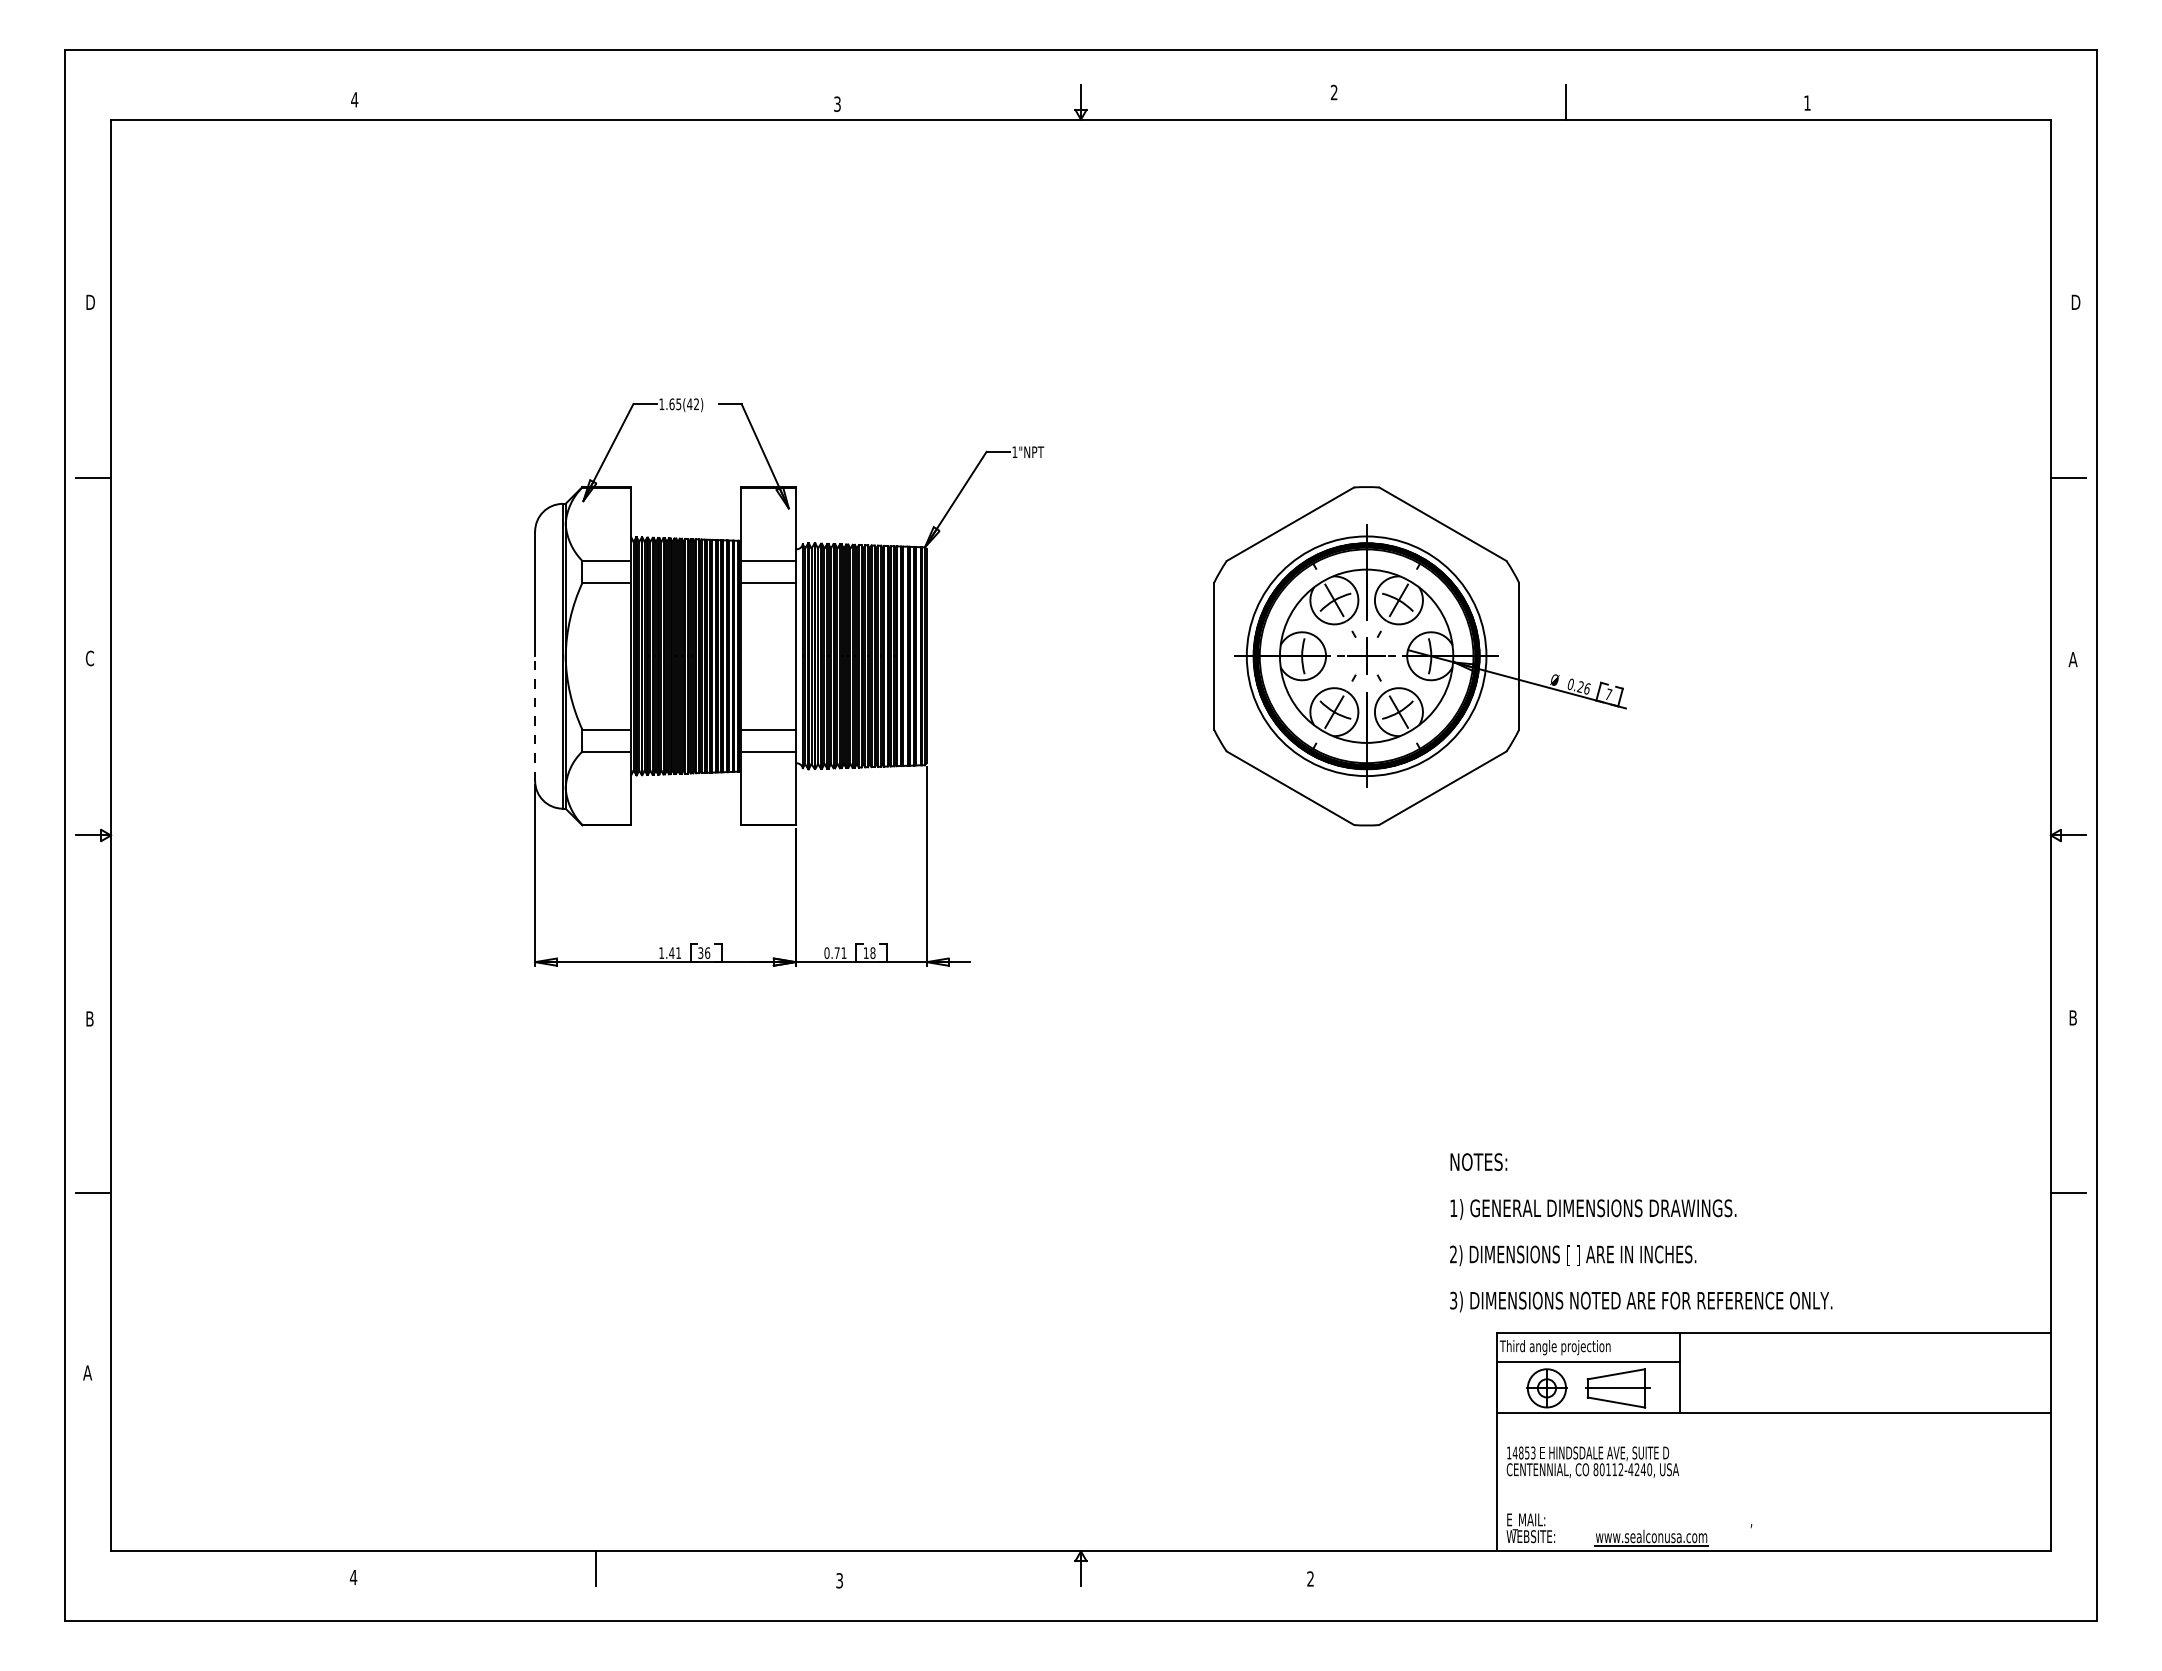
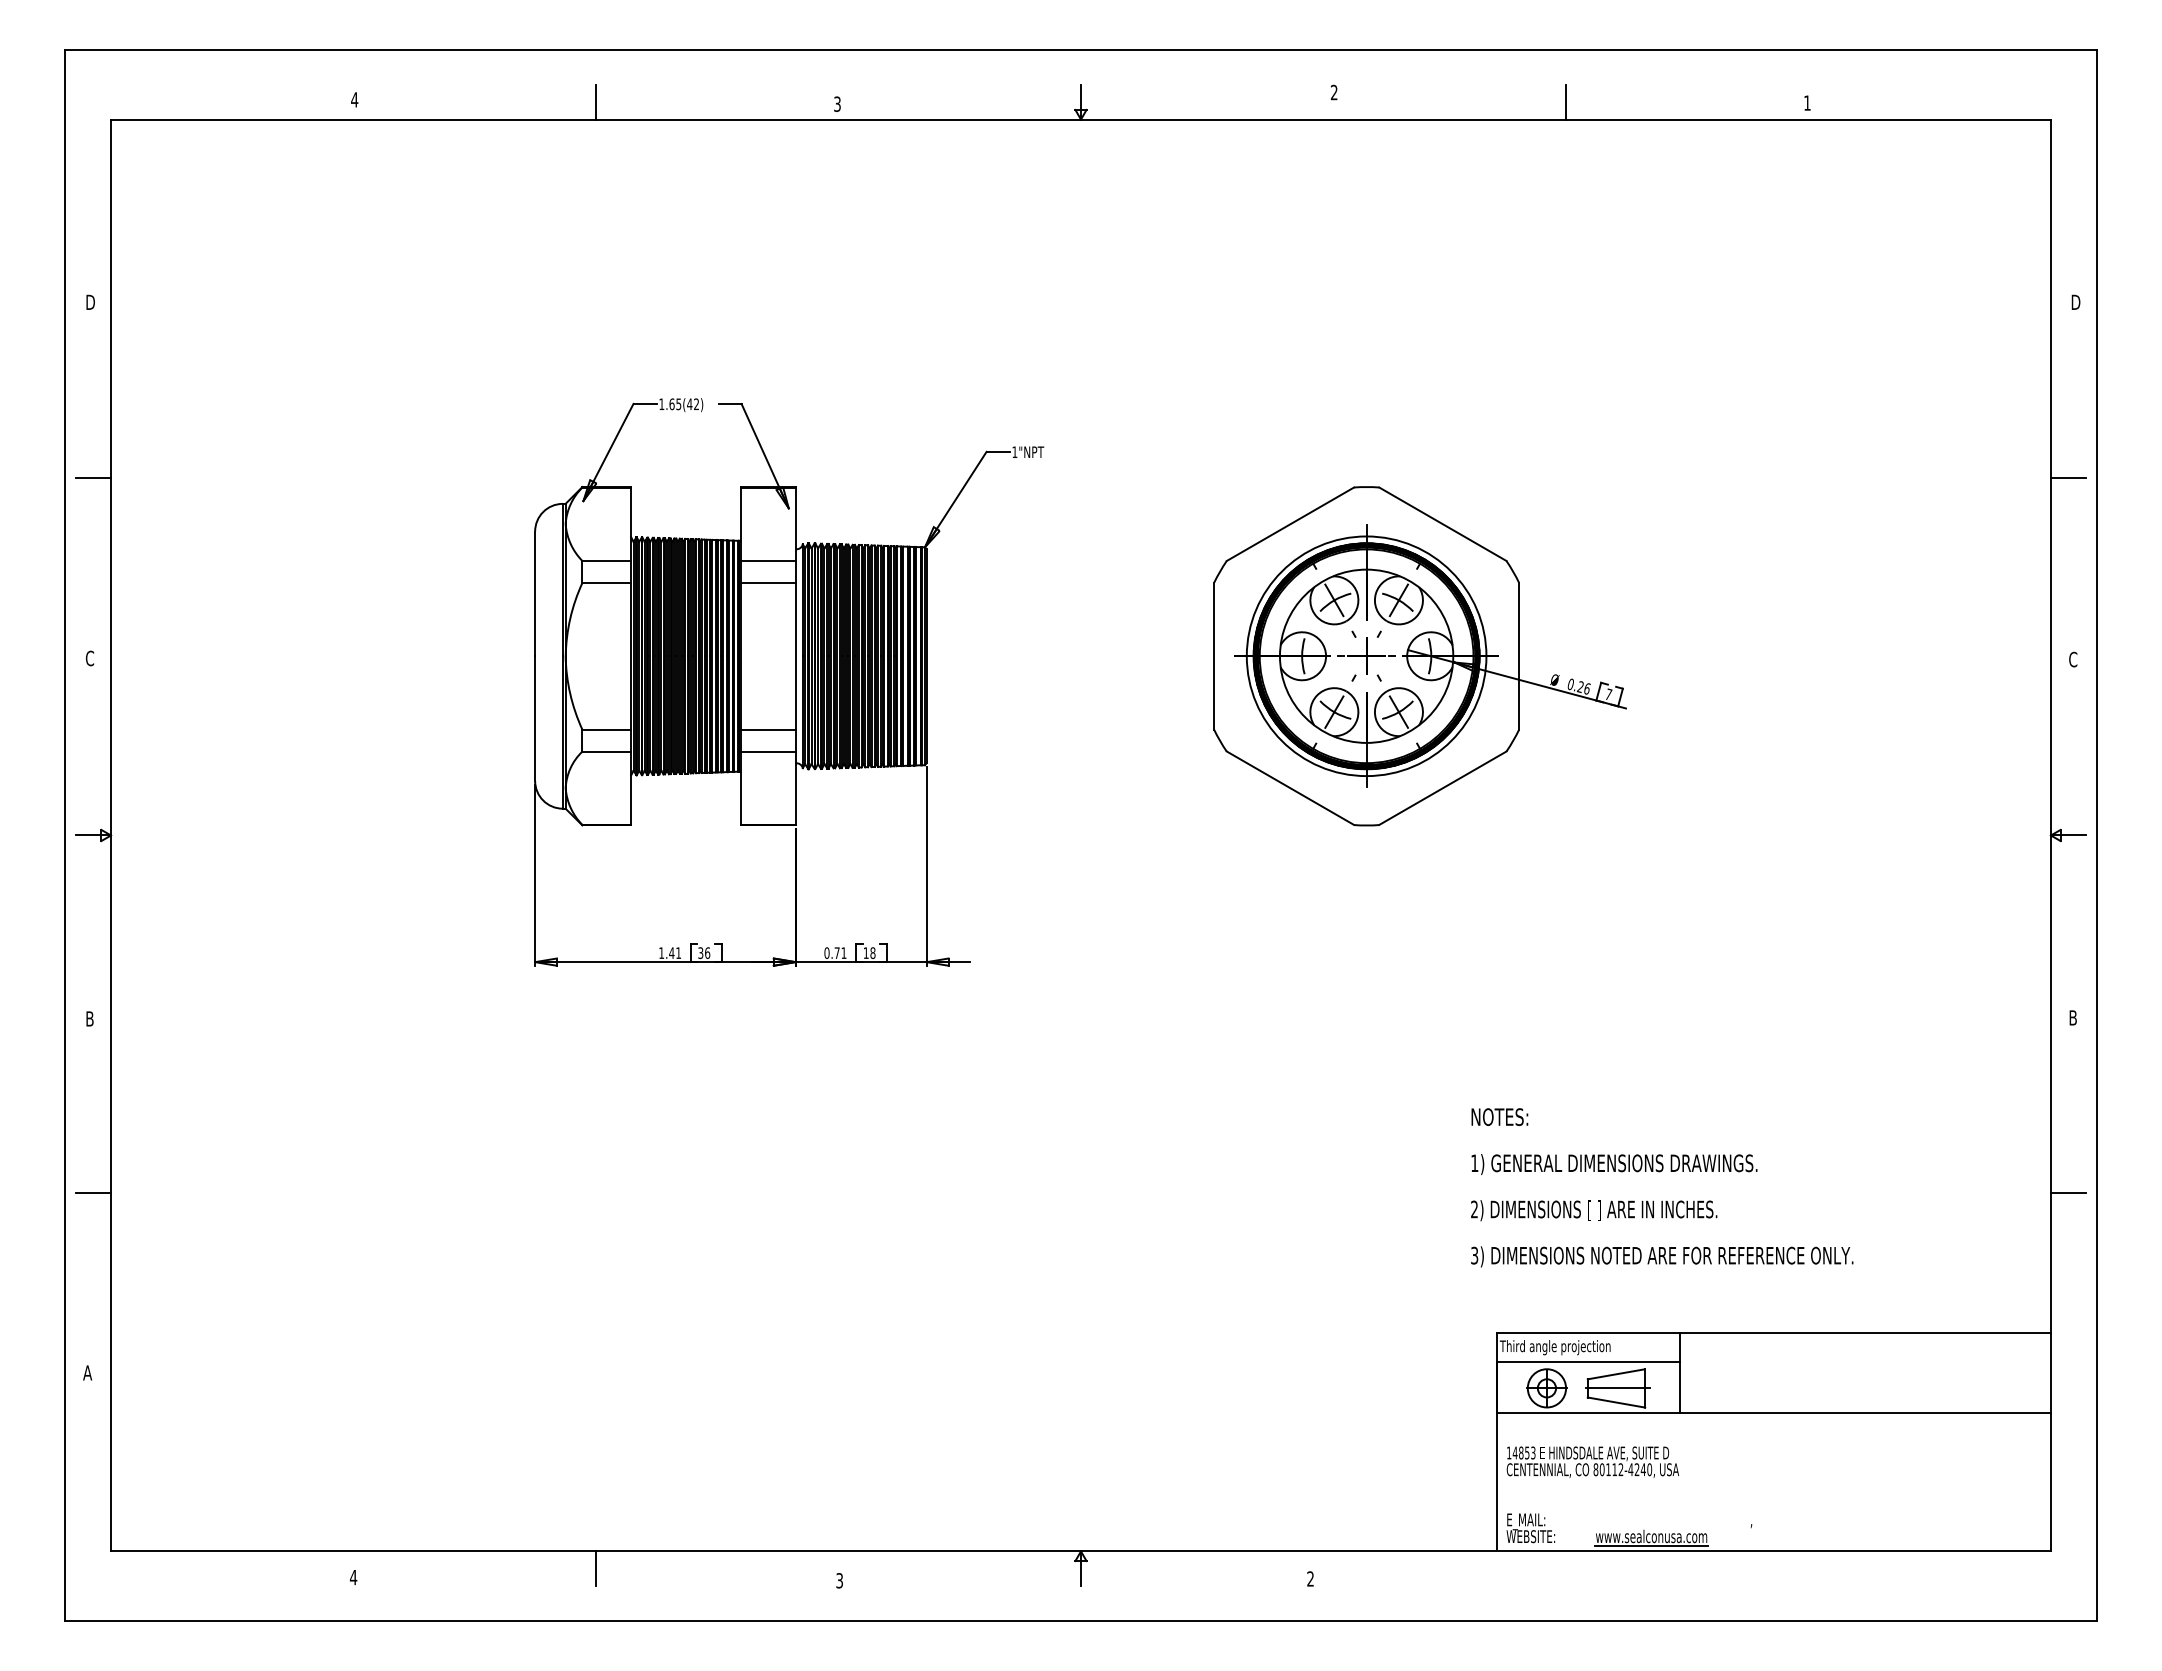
line: none -> present (596, 101)
text: A -> C (2072, 659)
line: dashed -> solid (535, 718)
text position: (1641, 1232) -> (1662, 1187) (1662, 1187)
